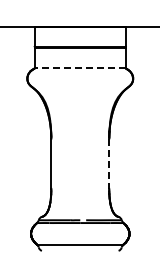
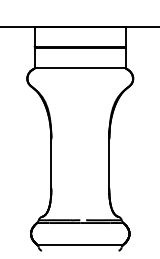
line: dashed -> solid (80, 68)
line: dashed -> solid (109, 164)
